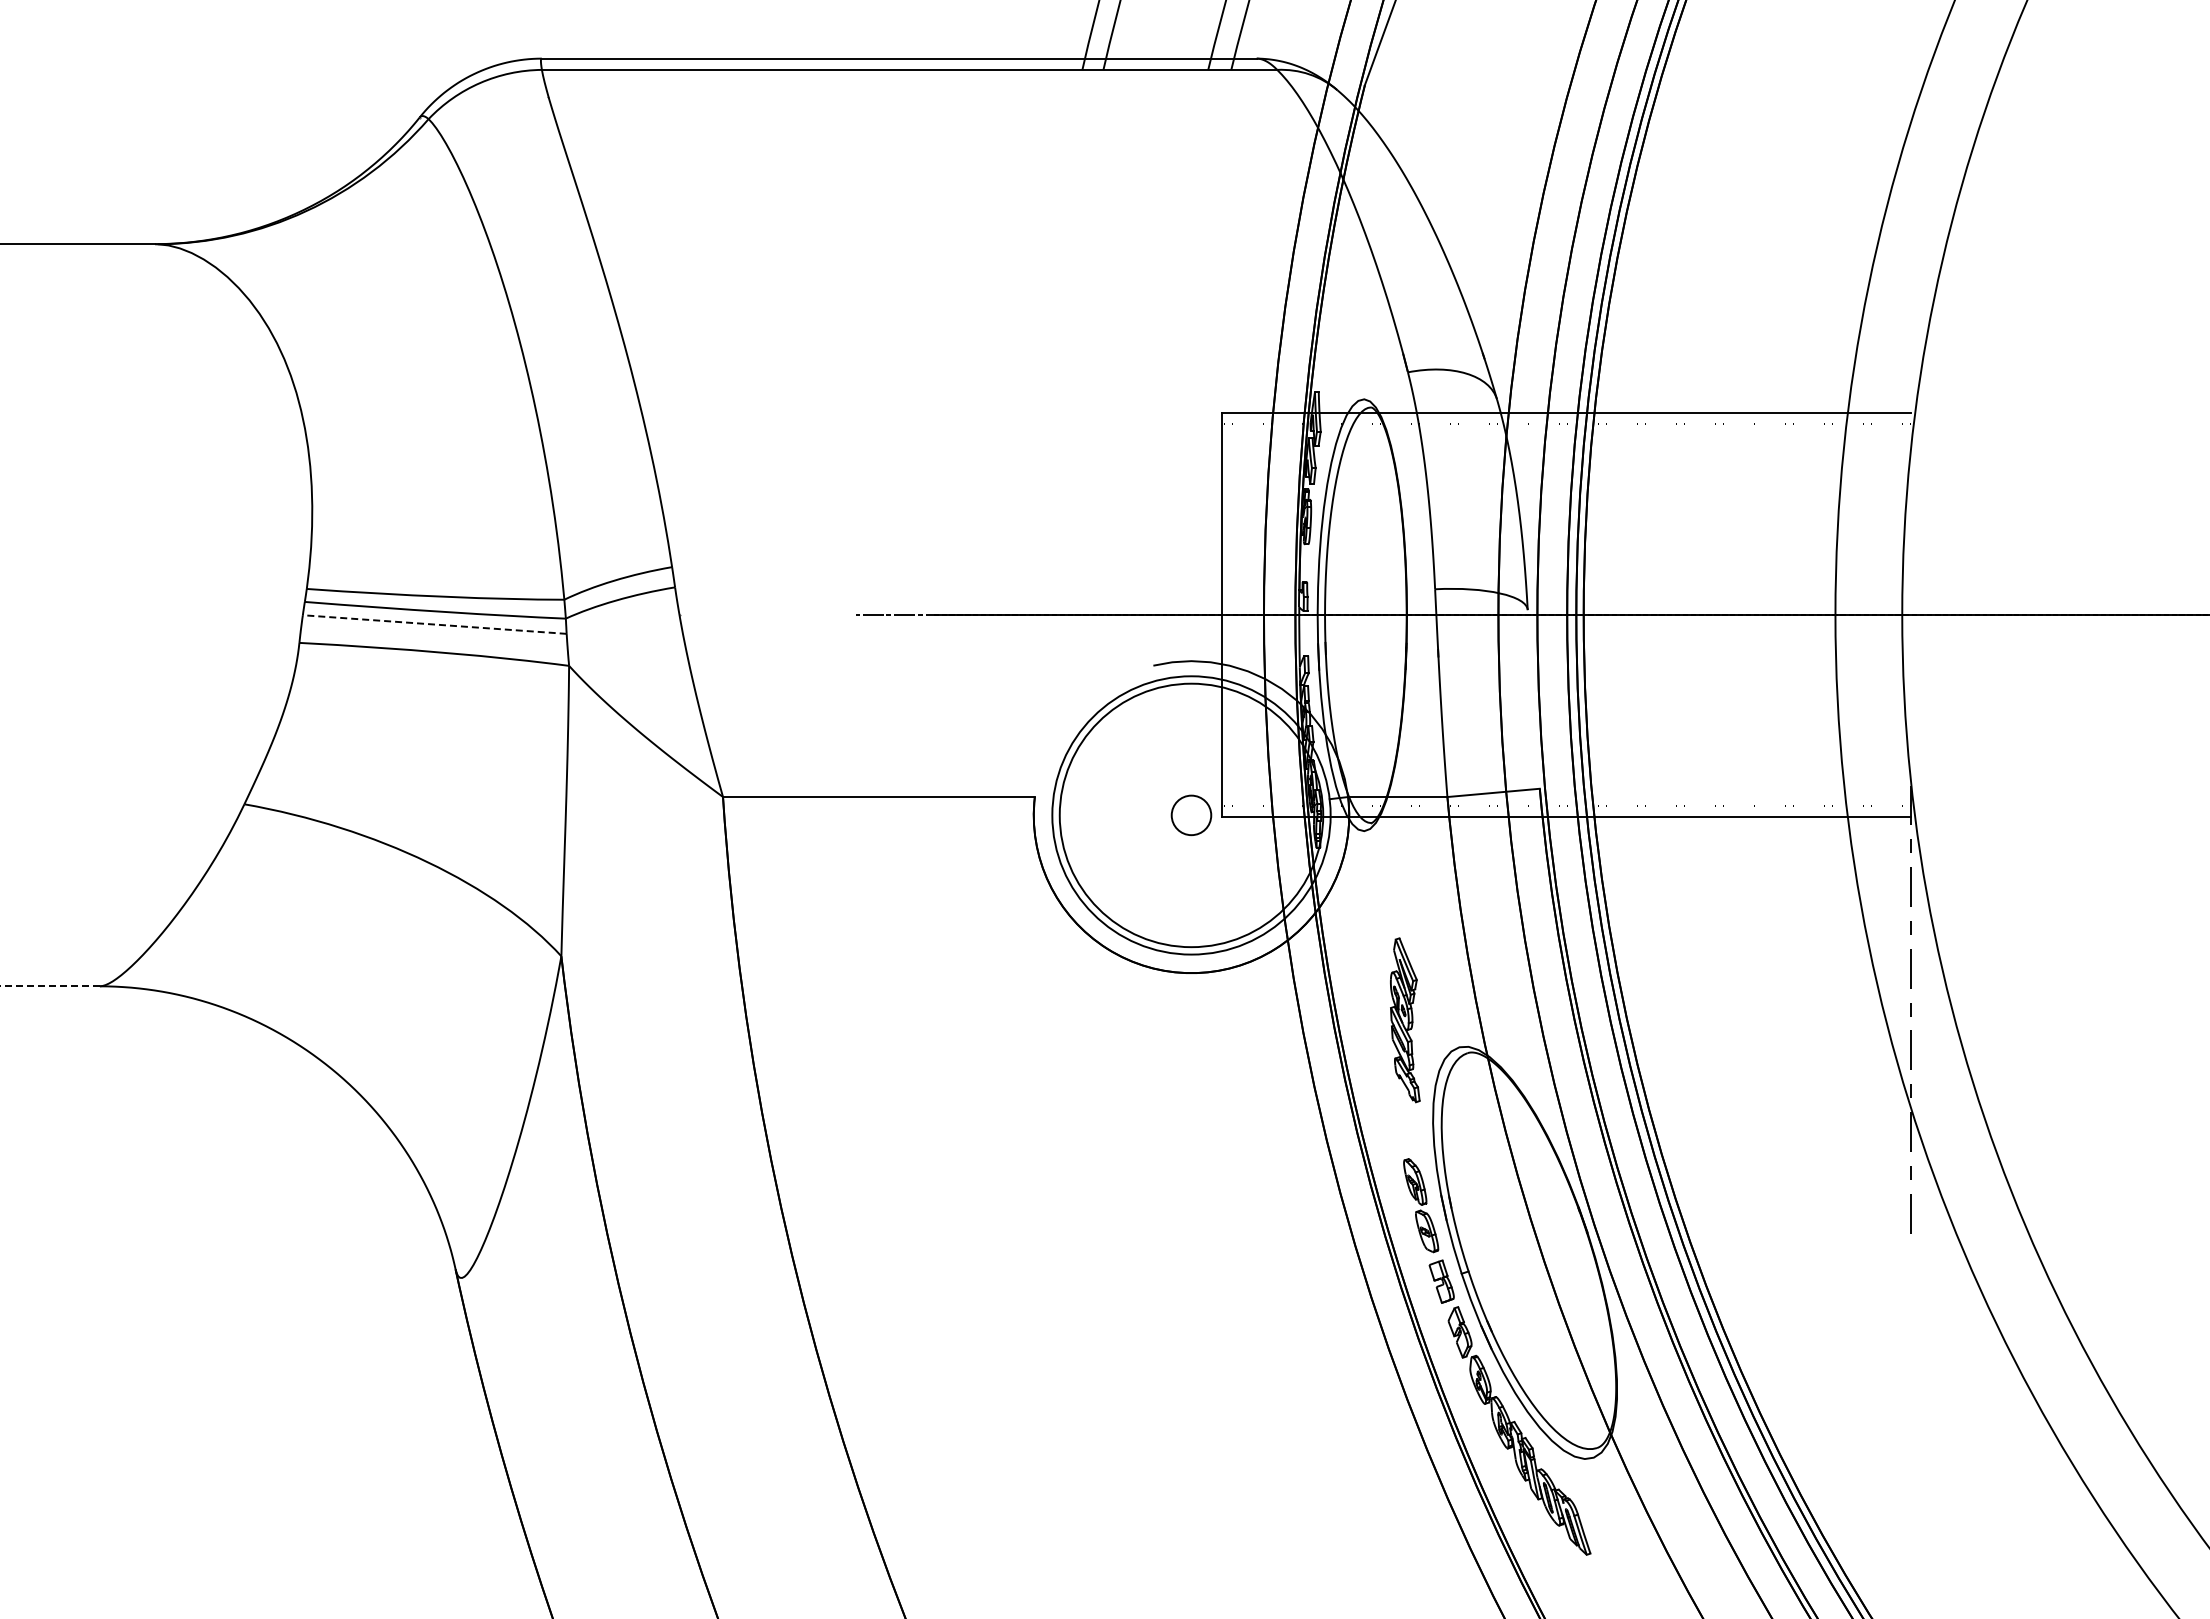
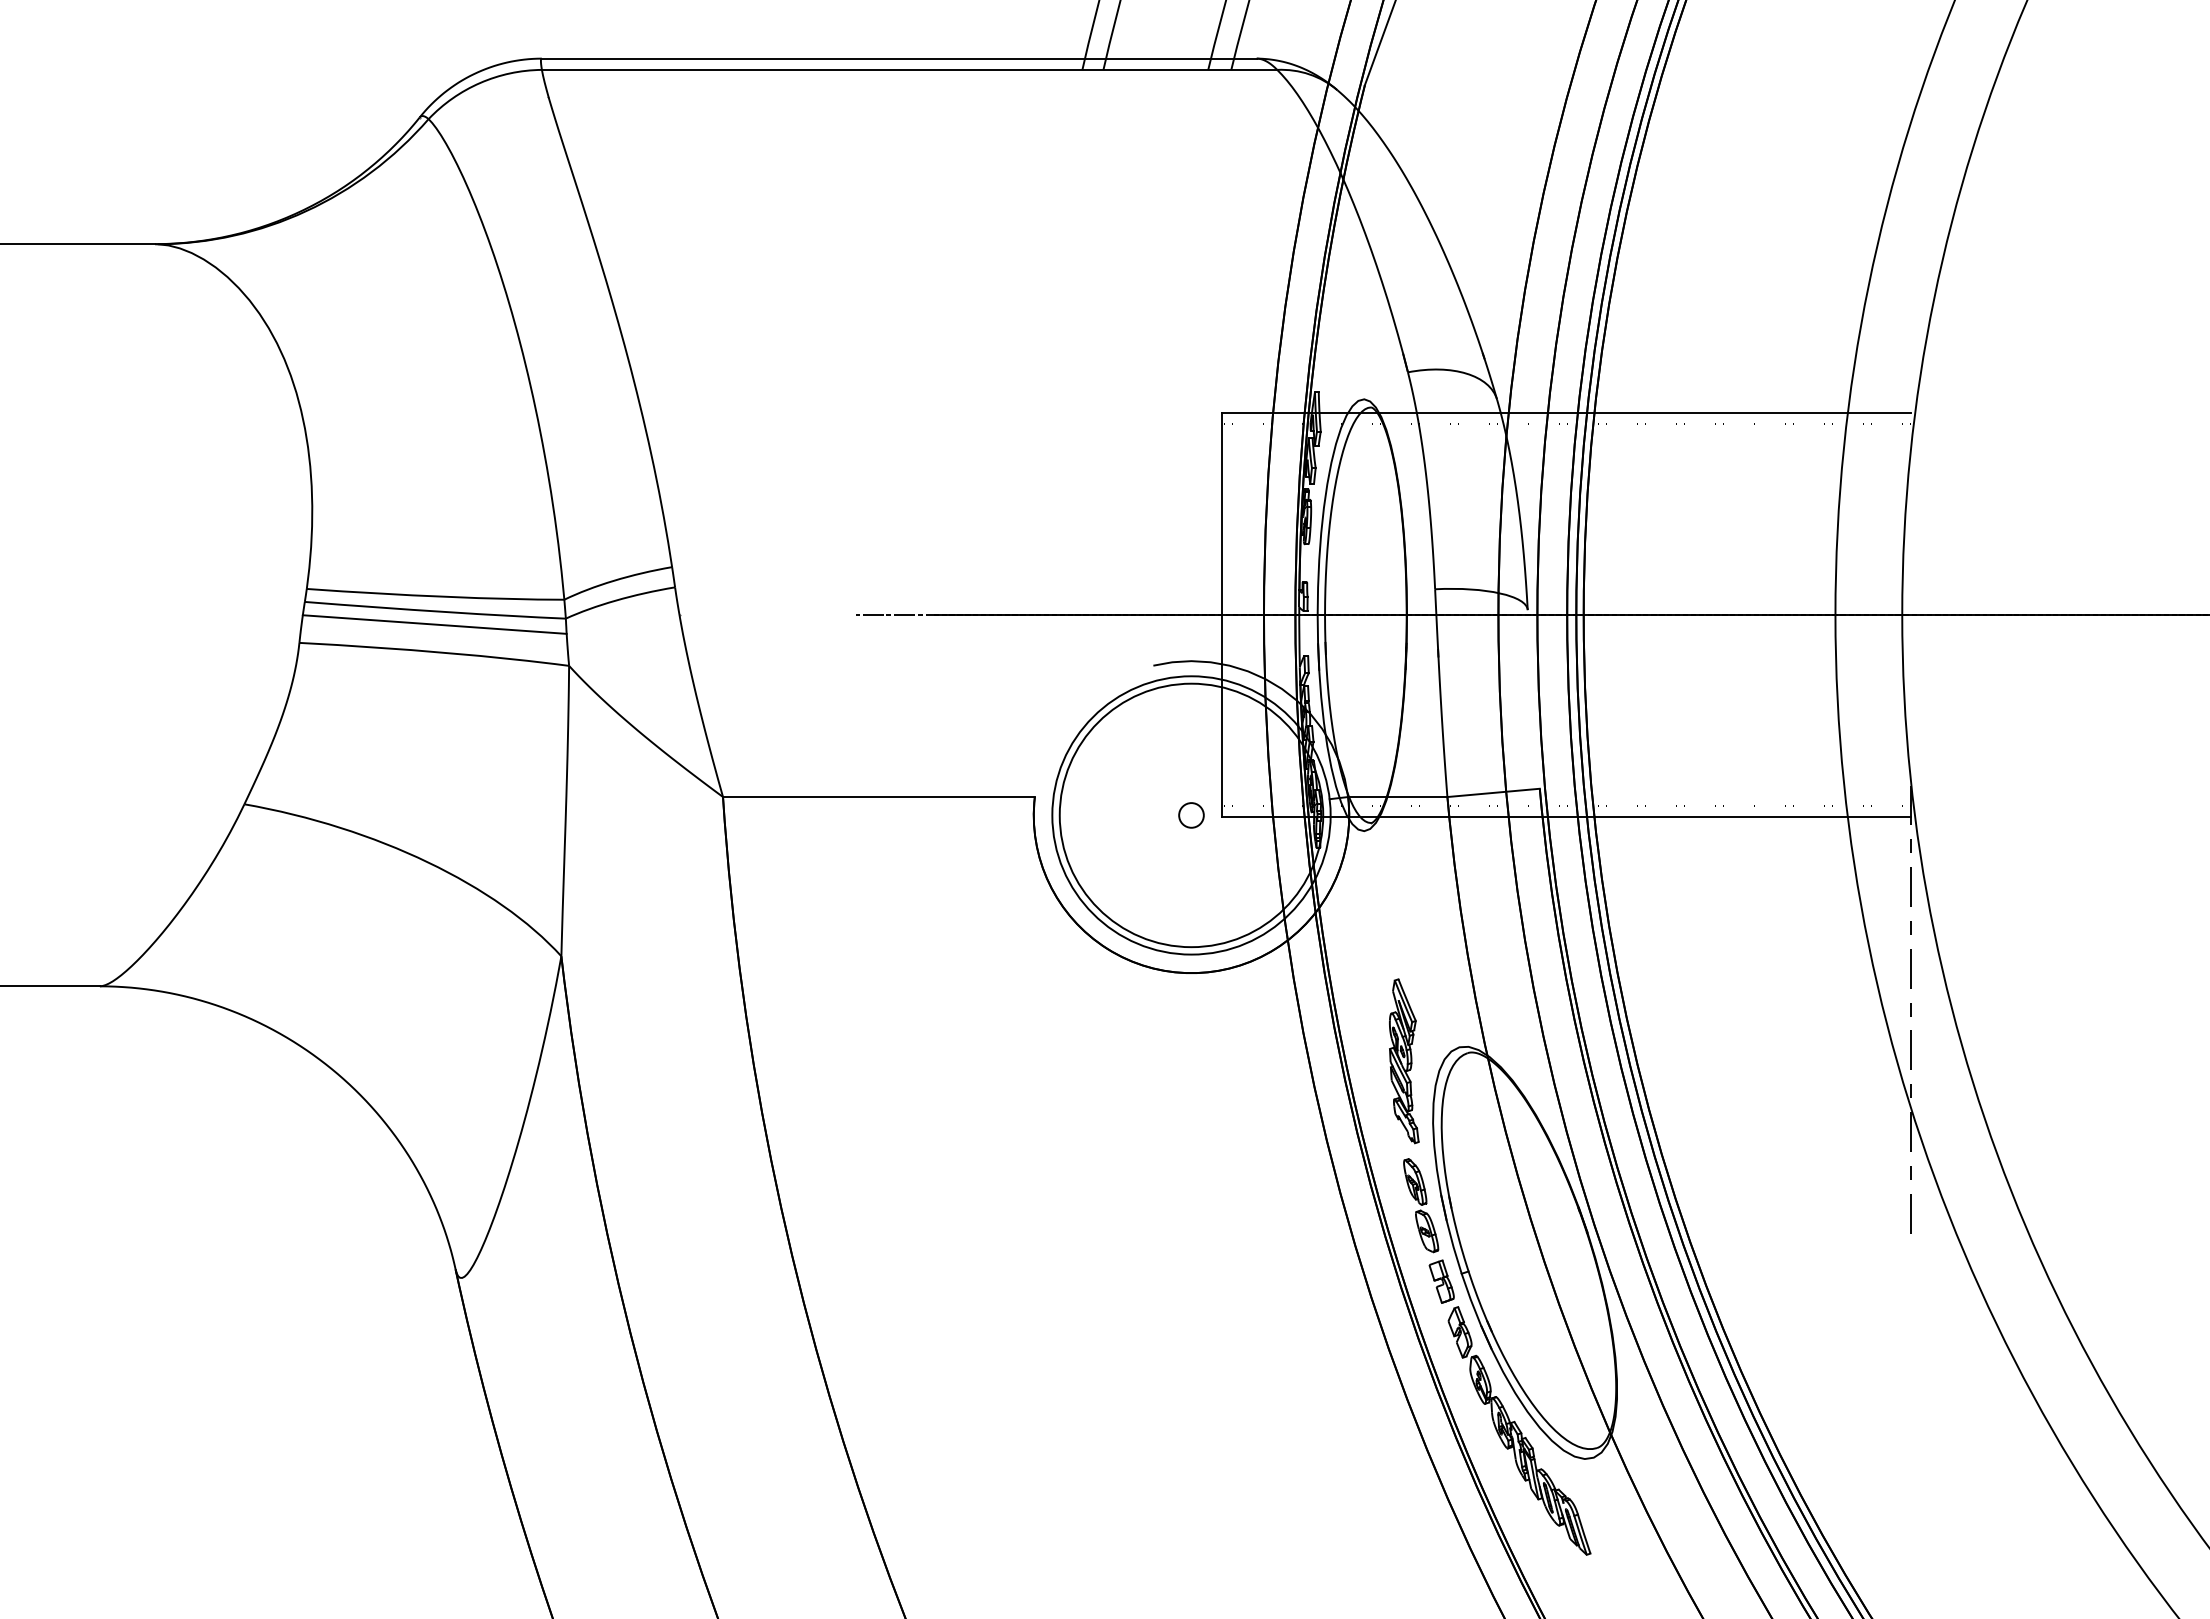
line: dashed -> solid (434, 624)
circle size: 43x43 px -> 27x27 px (1191, 815)
line: dashed -> solid (50, 986)
part position: (1405, 1020) -> (1404, 1061) (1404, 1061)
